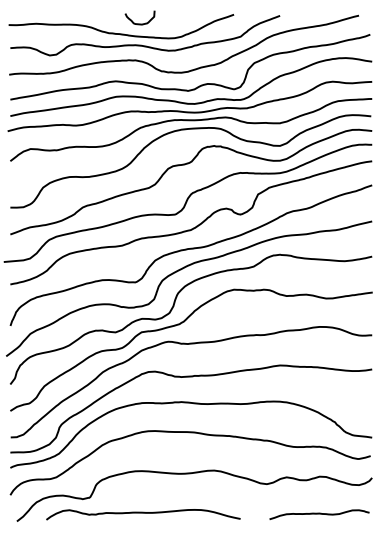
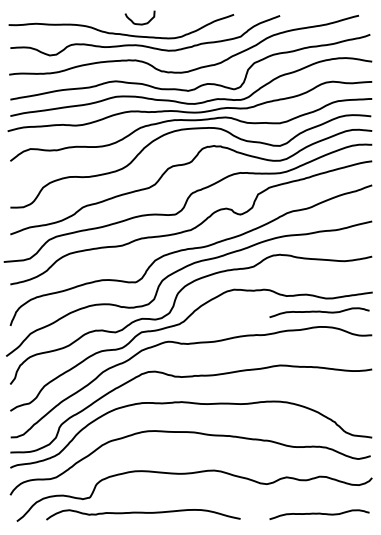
curve: none -> present (319, 312)
